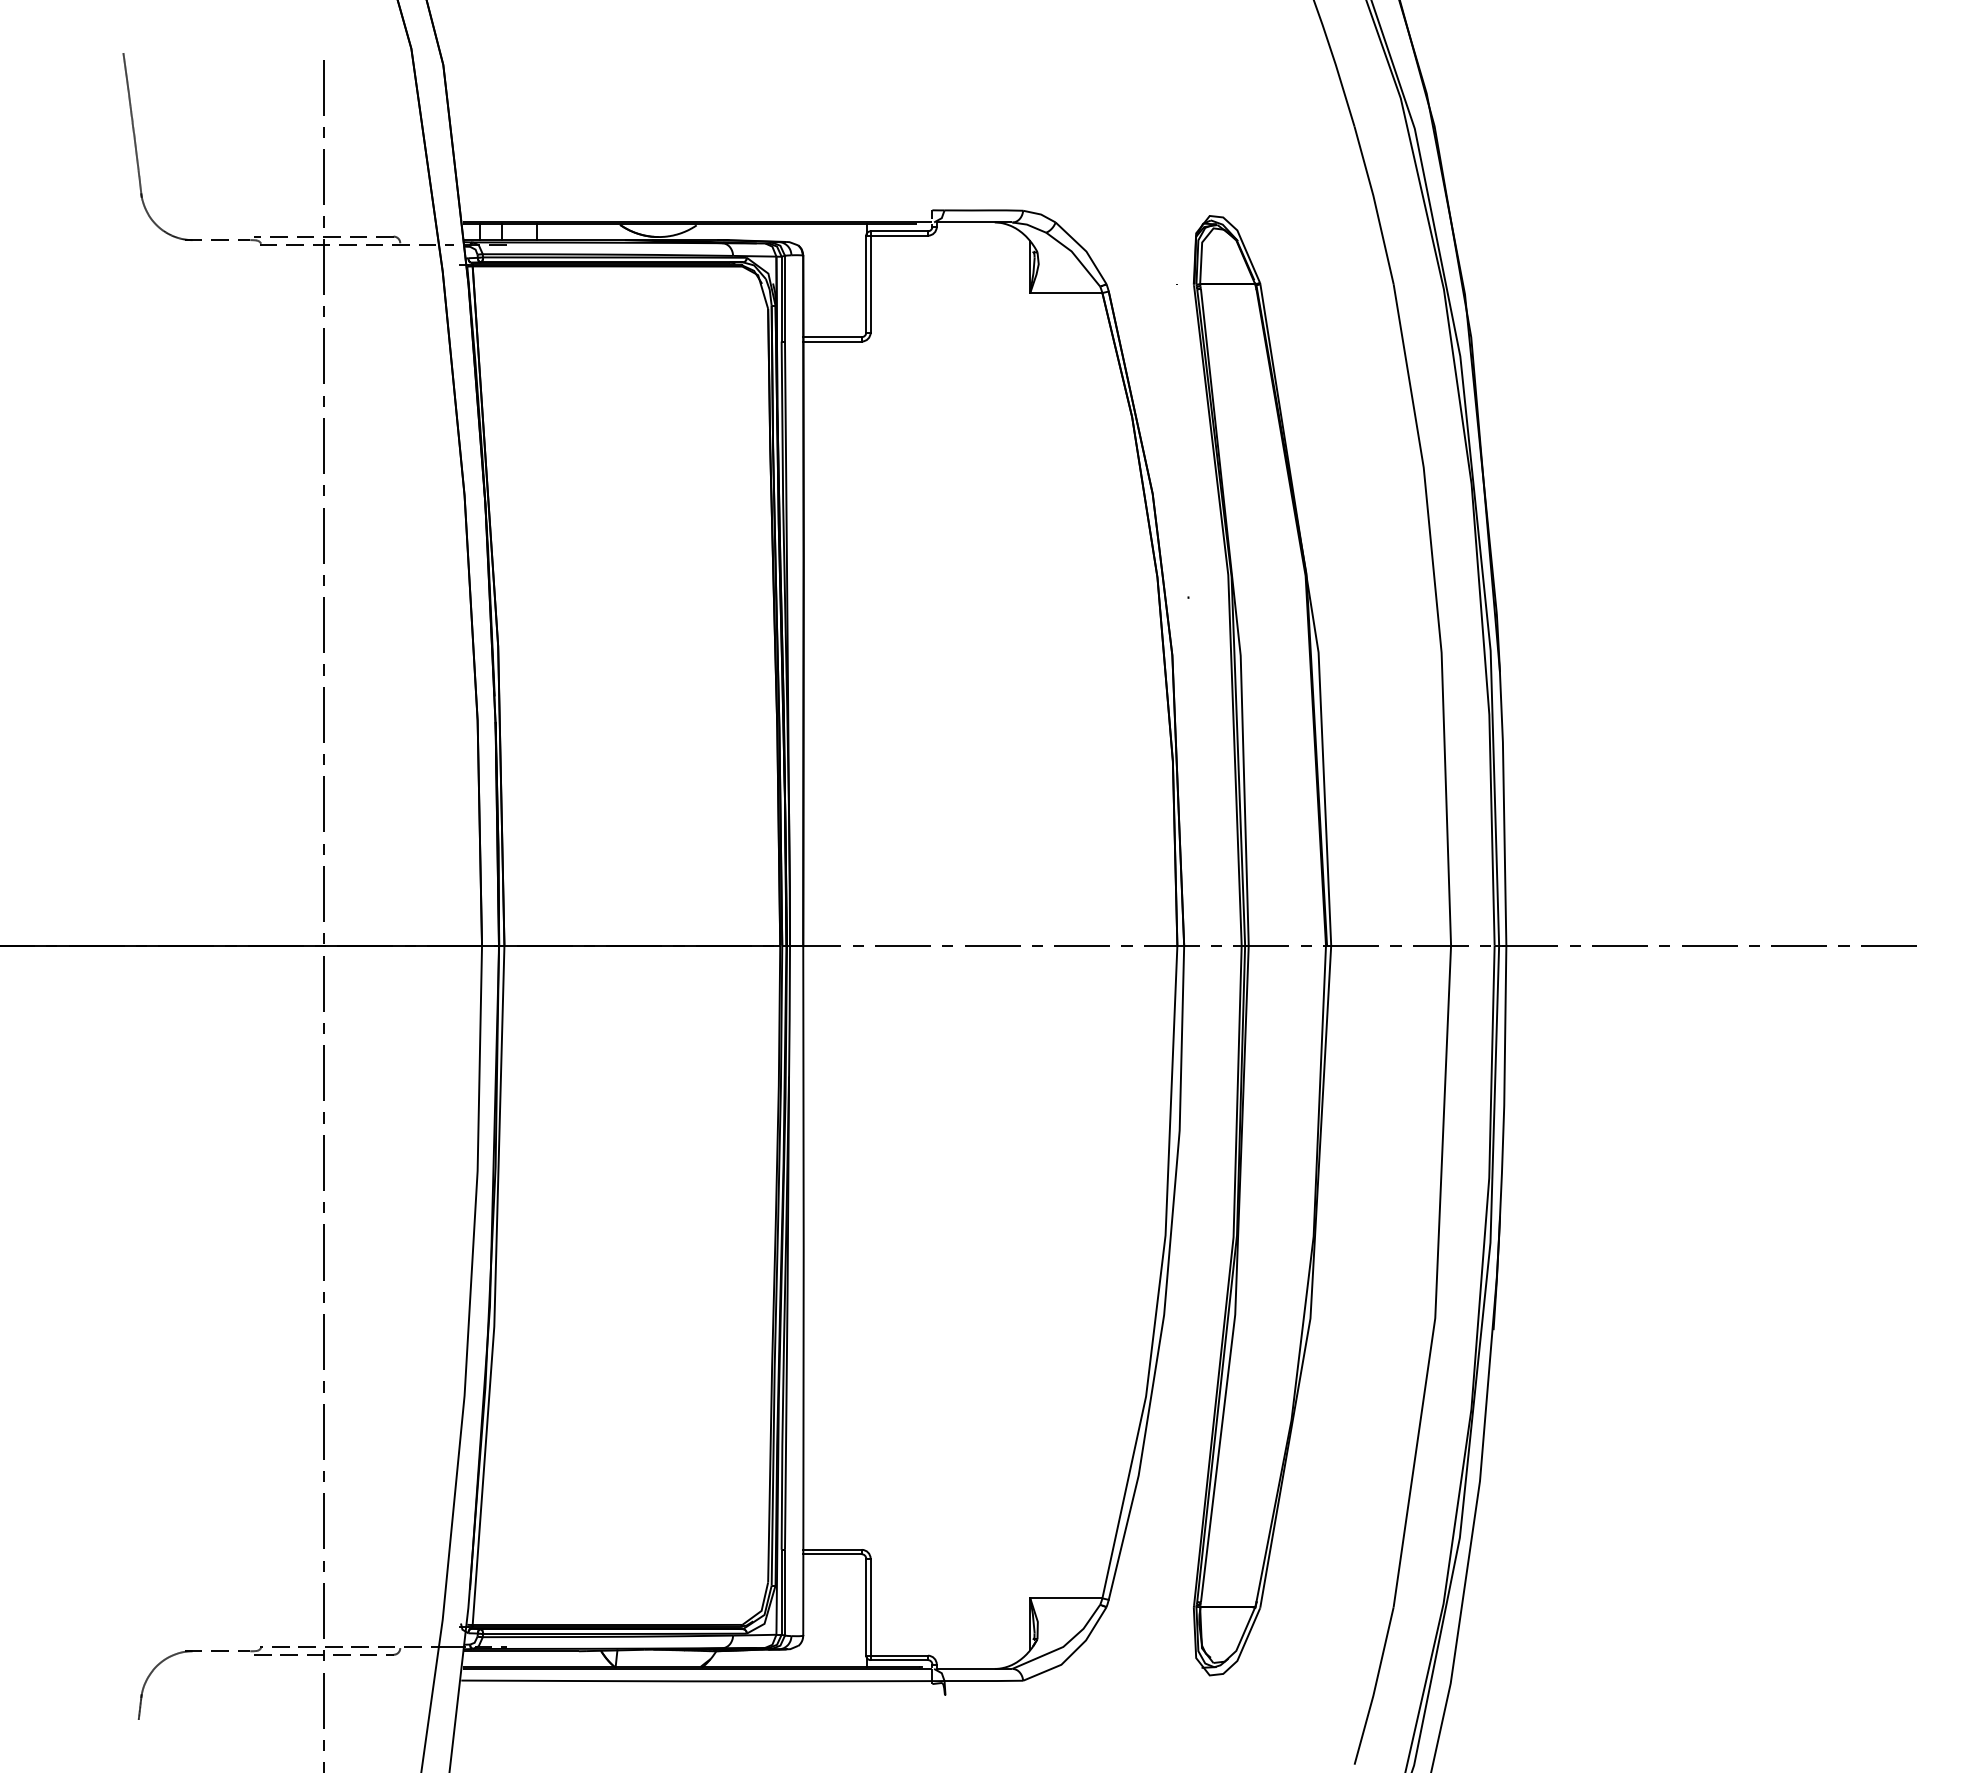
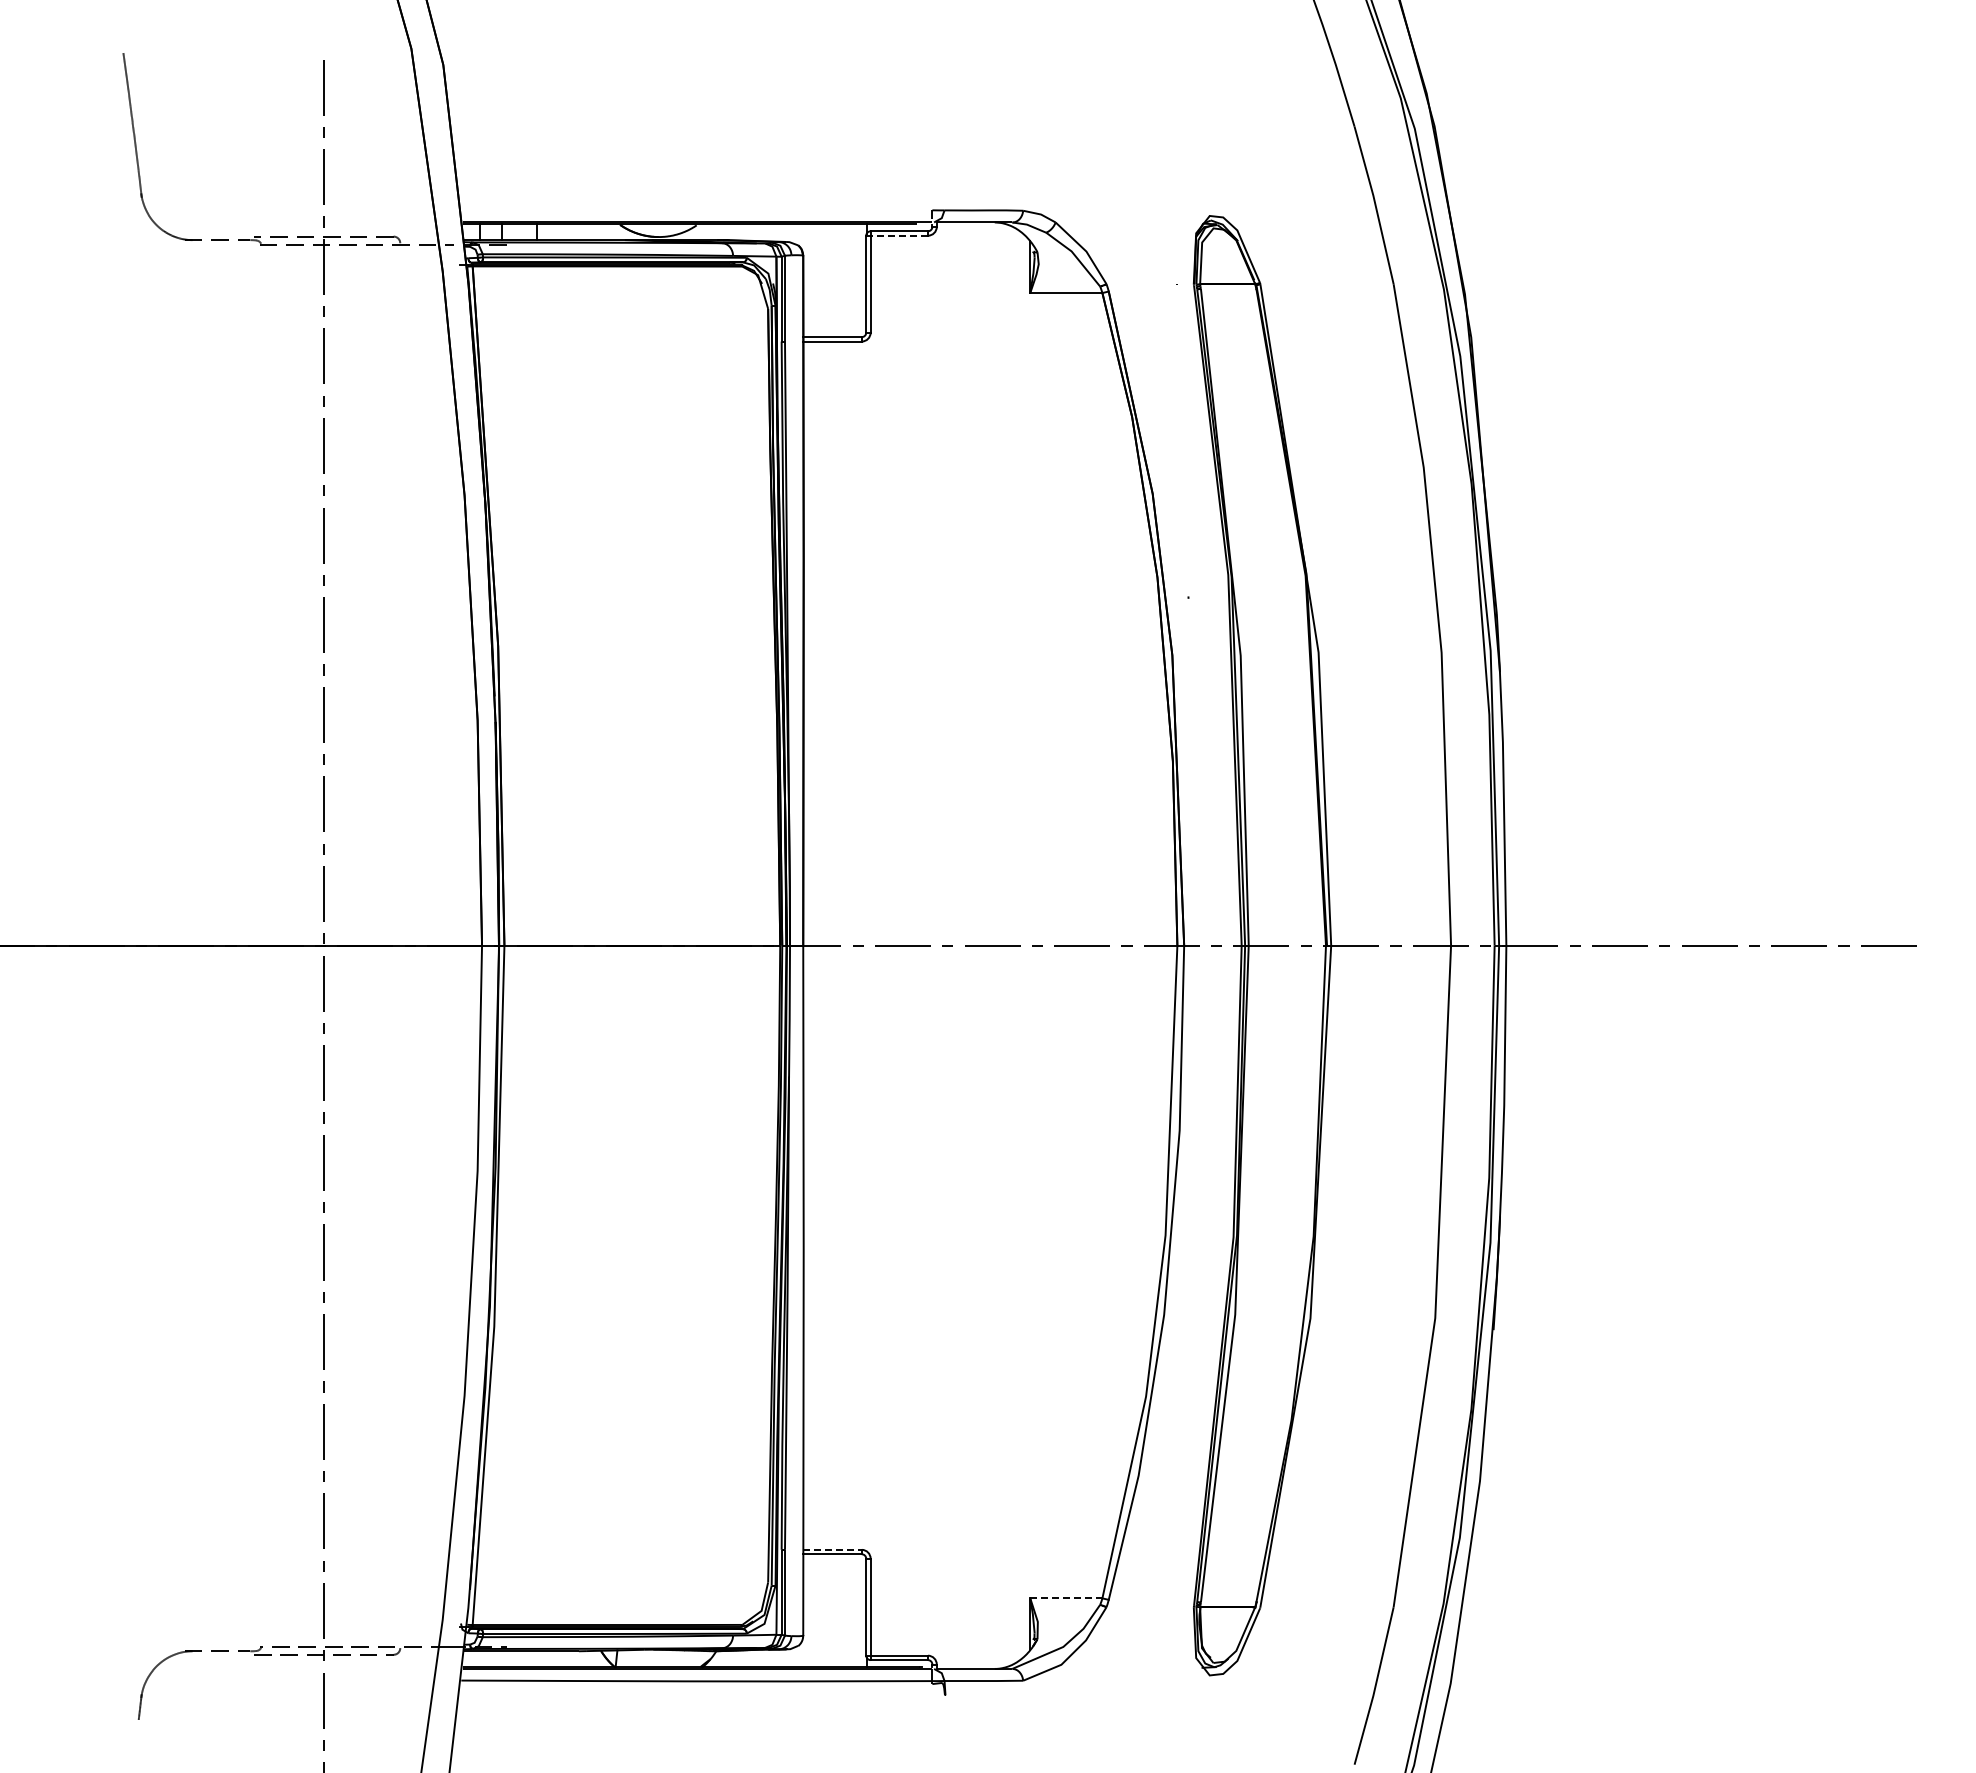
line: solid -> dashed (899, 235)
line: solid -> dashed (833, 1549)
line: solid -> dashed (1066, 1598)
